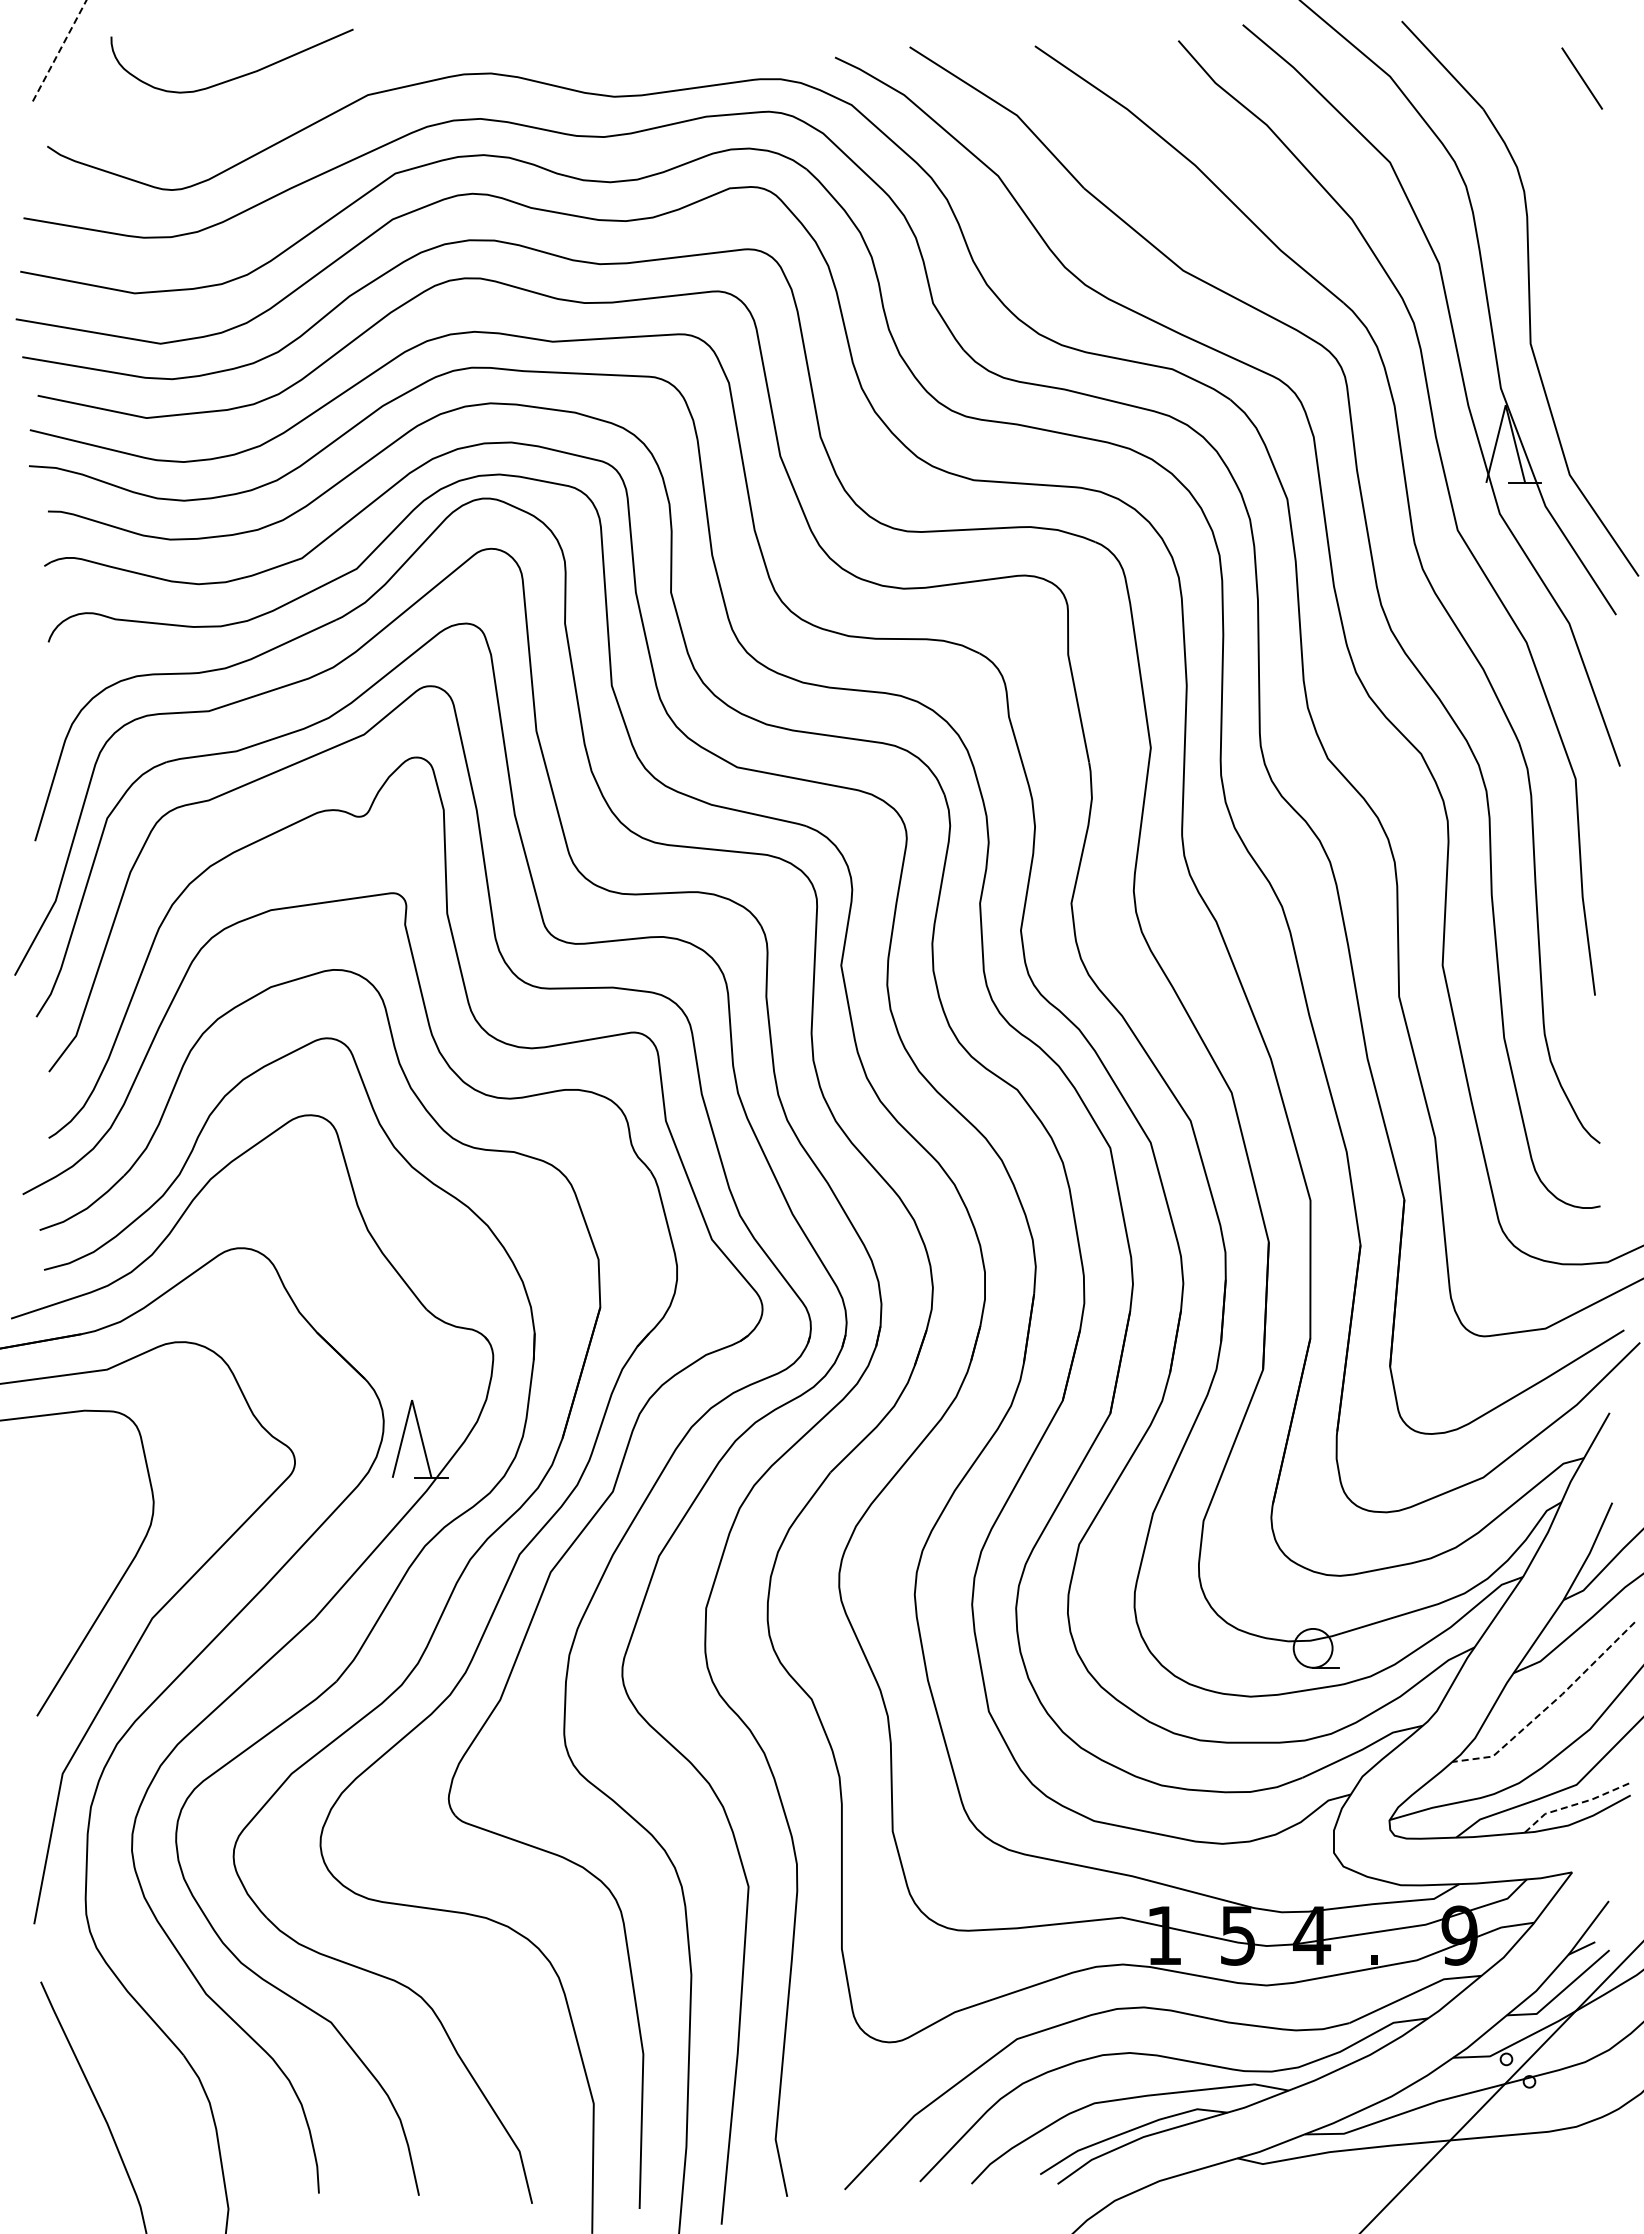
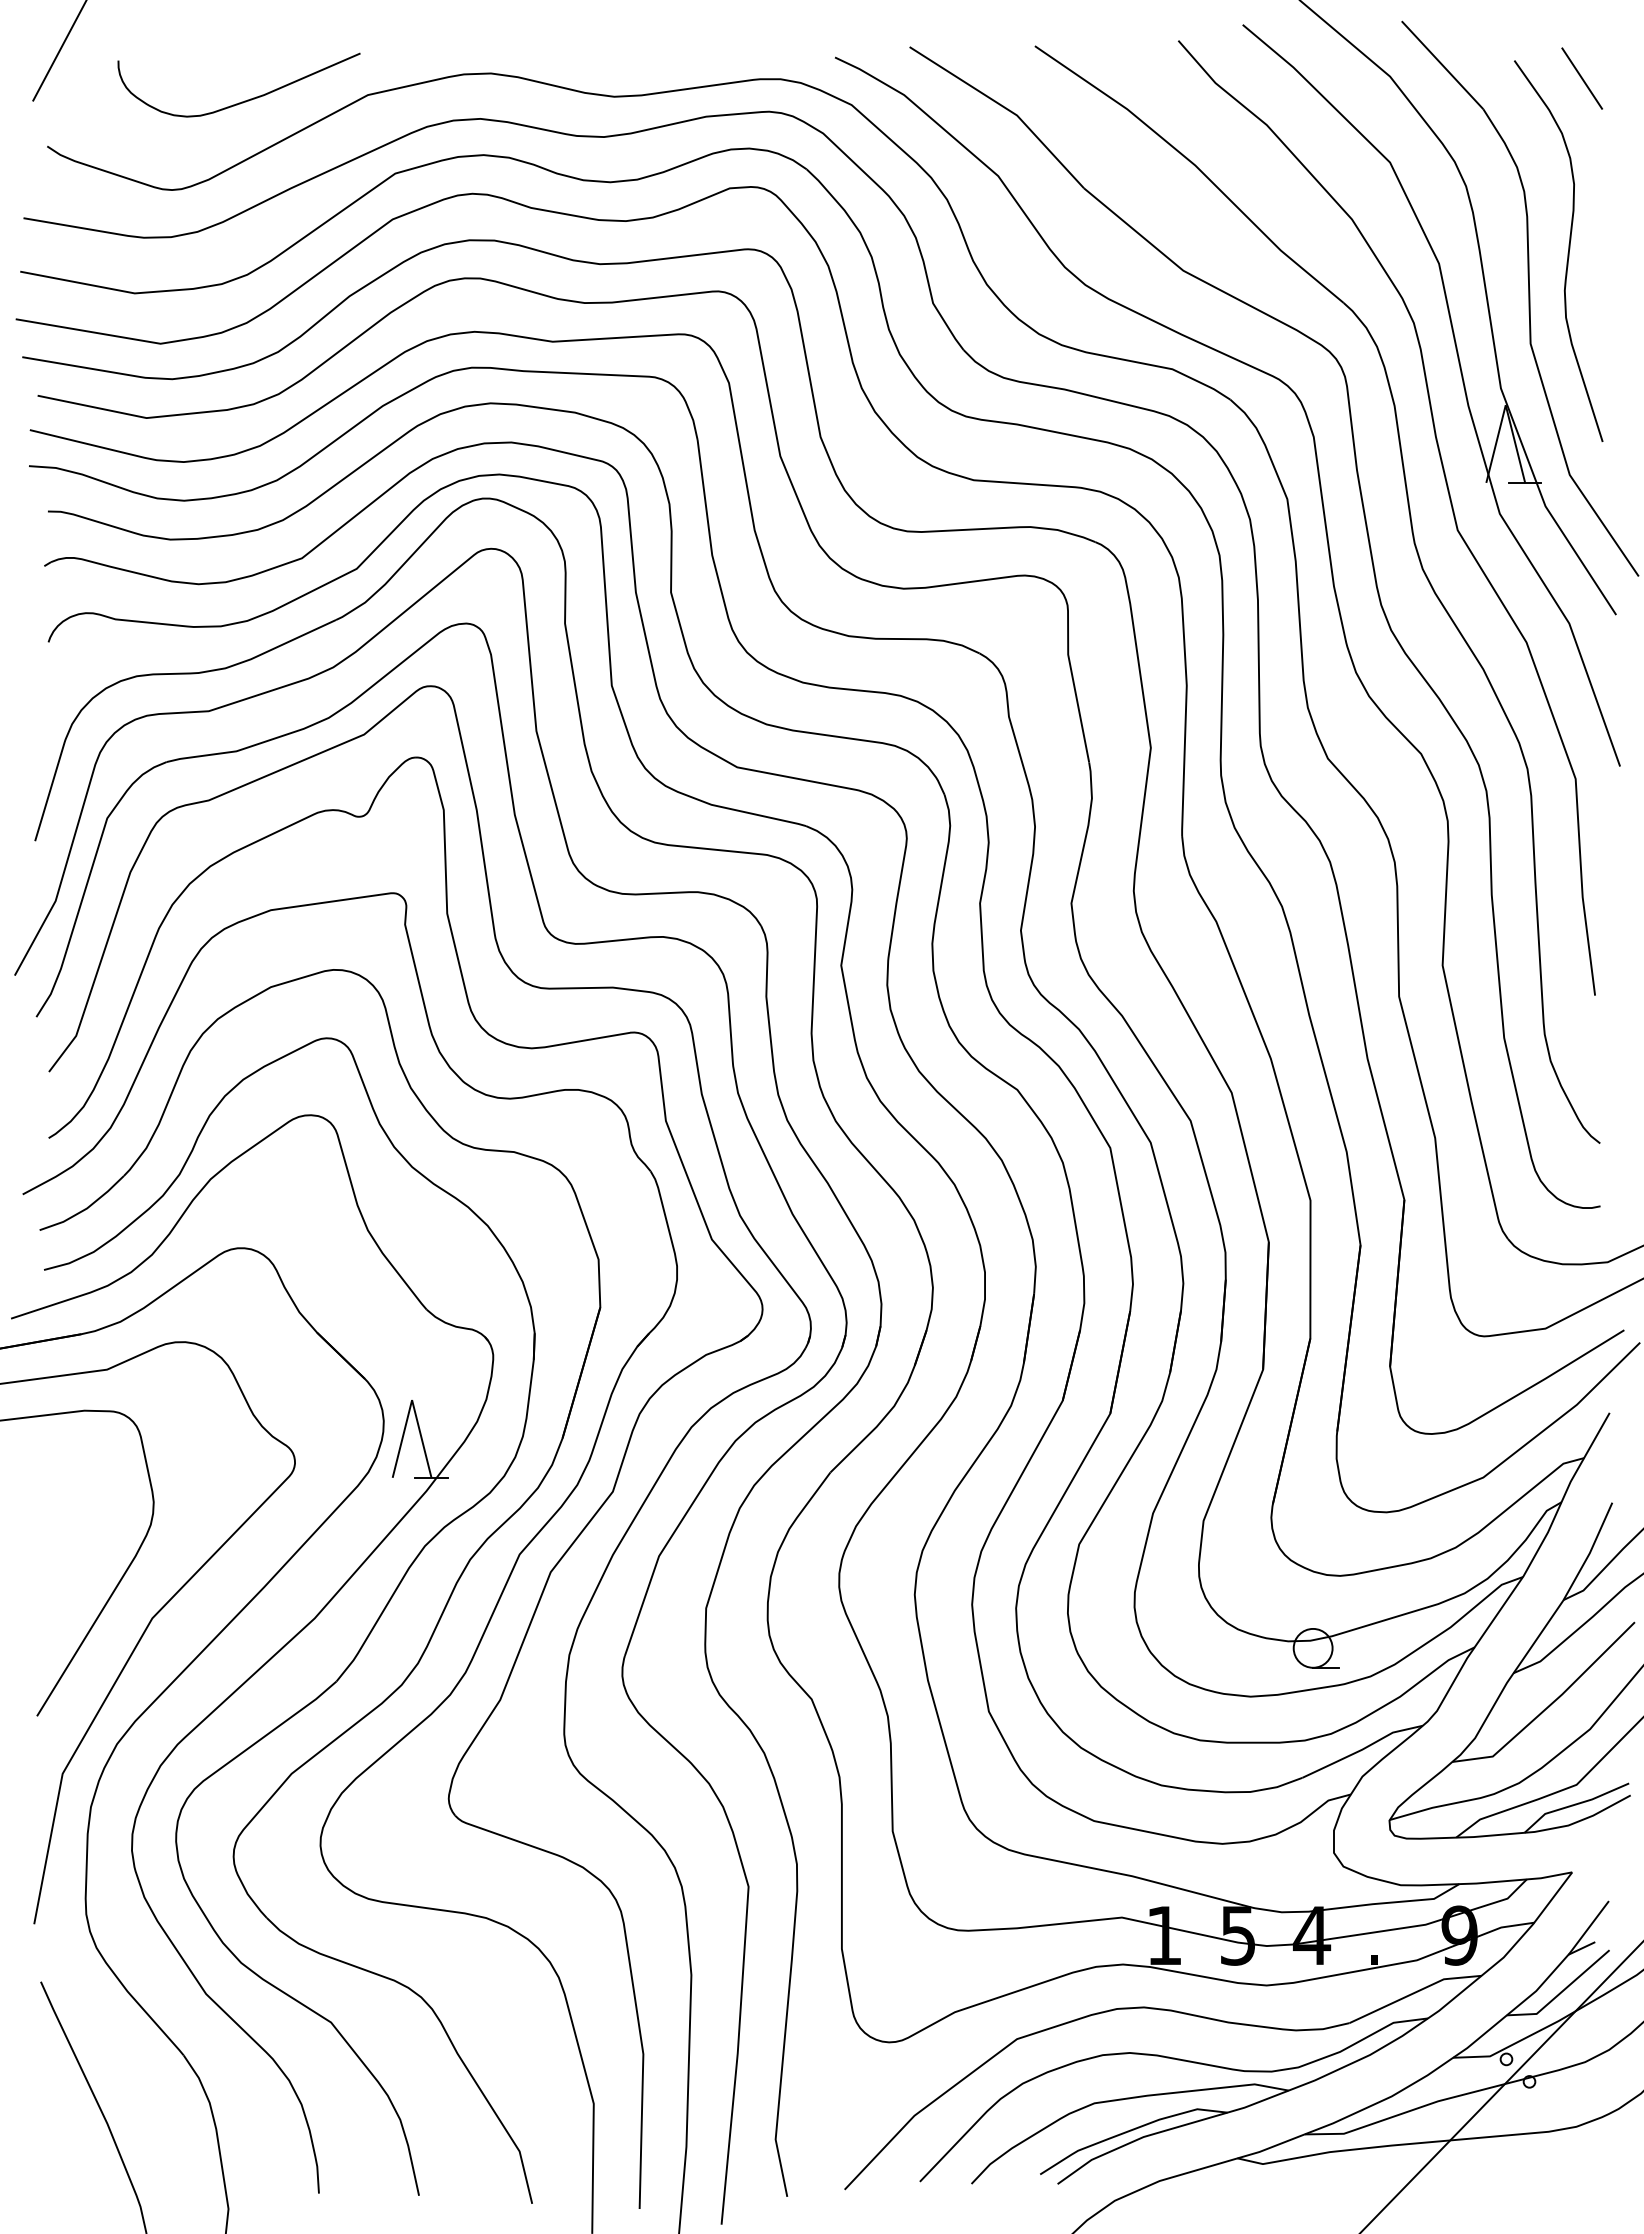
line: dashed -> solid (59, 51)
curve position: (237, 76) -> (244, 100) (244, 100)
curve: none -> present (1567, 252)
line: dashed -> solid (1550, 1704)
line: dashed -> solid (1574, 1804)
